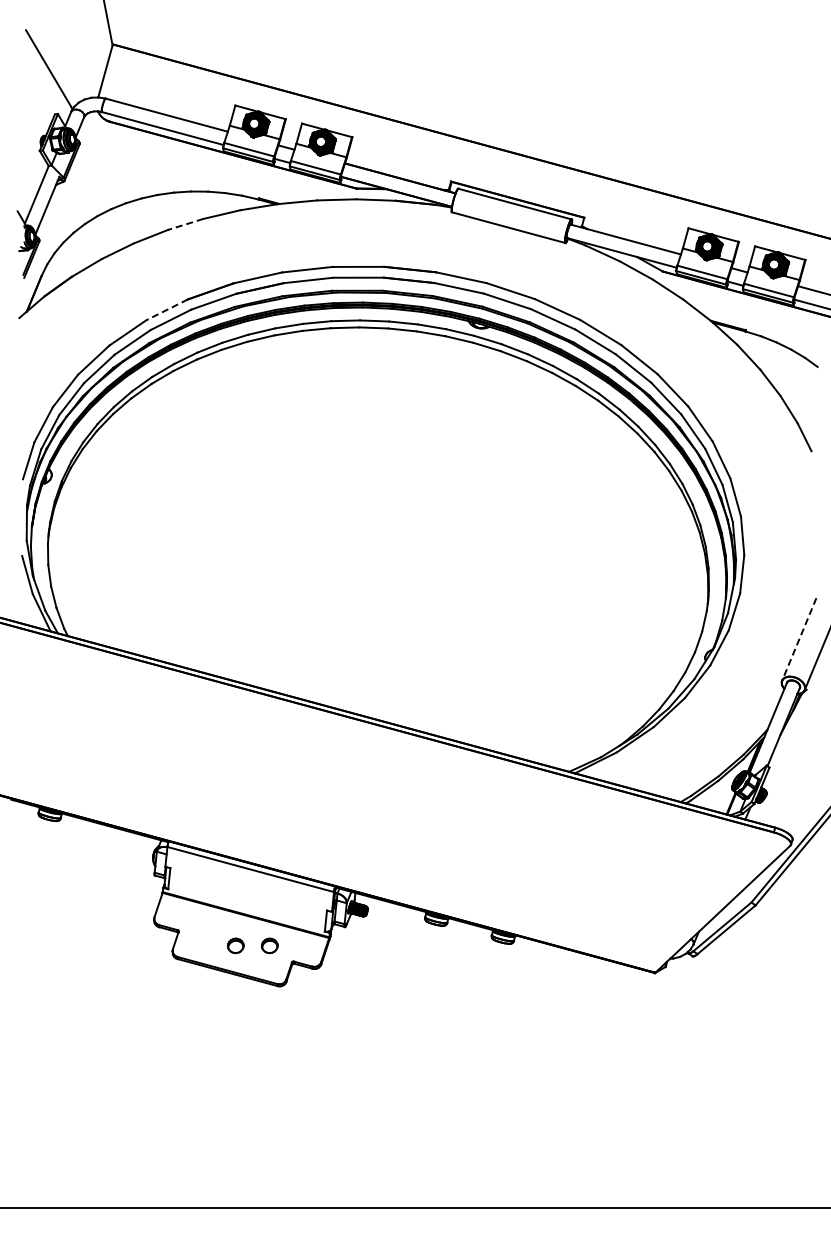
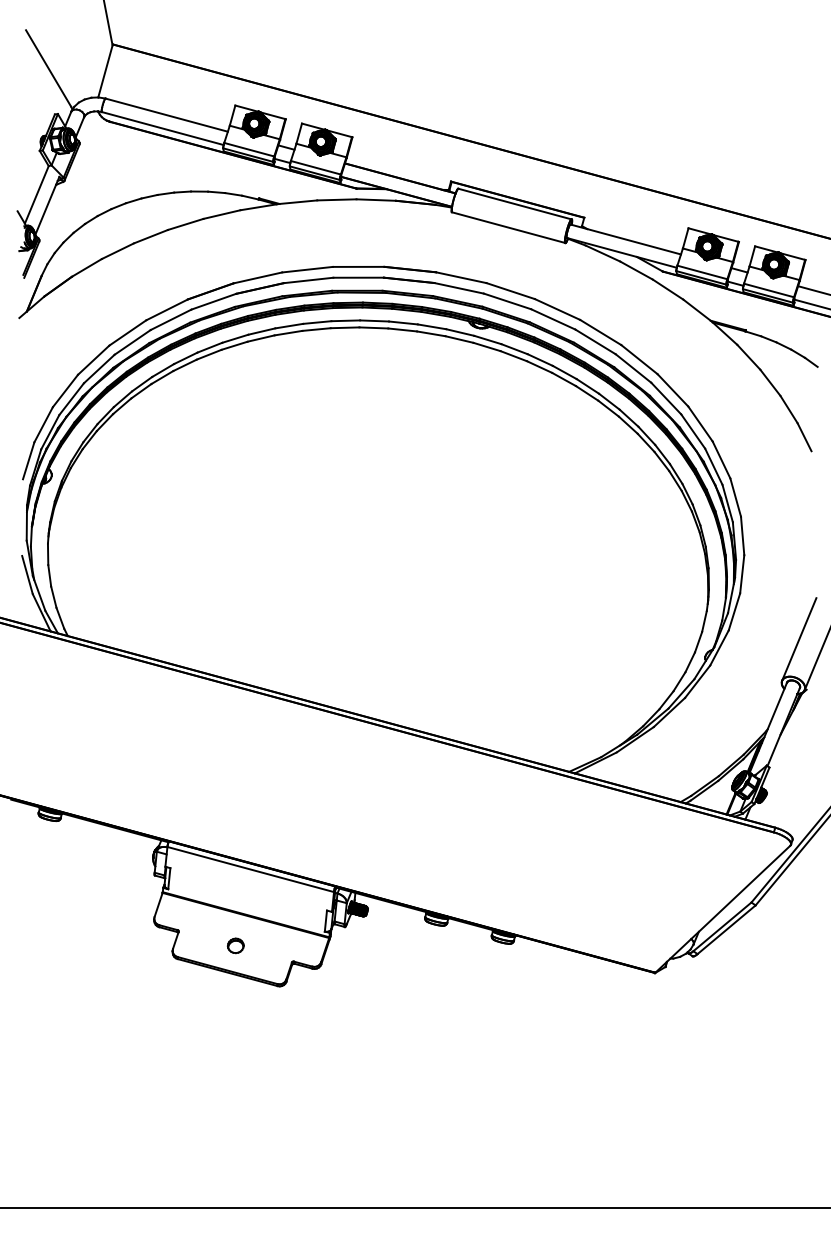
line: dashed -> solid (185, 224)
line: dashed -> solid (166, 310)
line: dashed -> solid (799, 639)
part: present -> none (269, 945)
